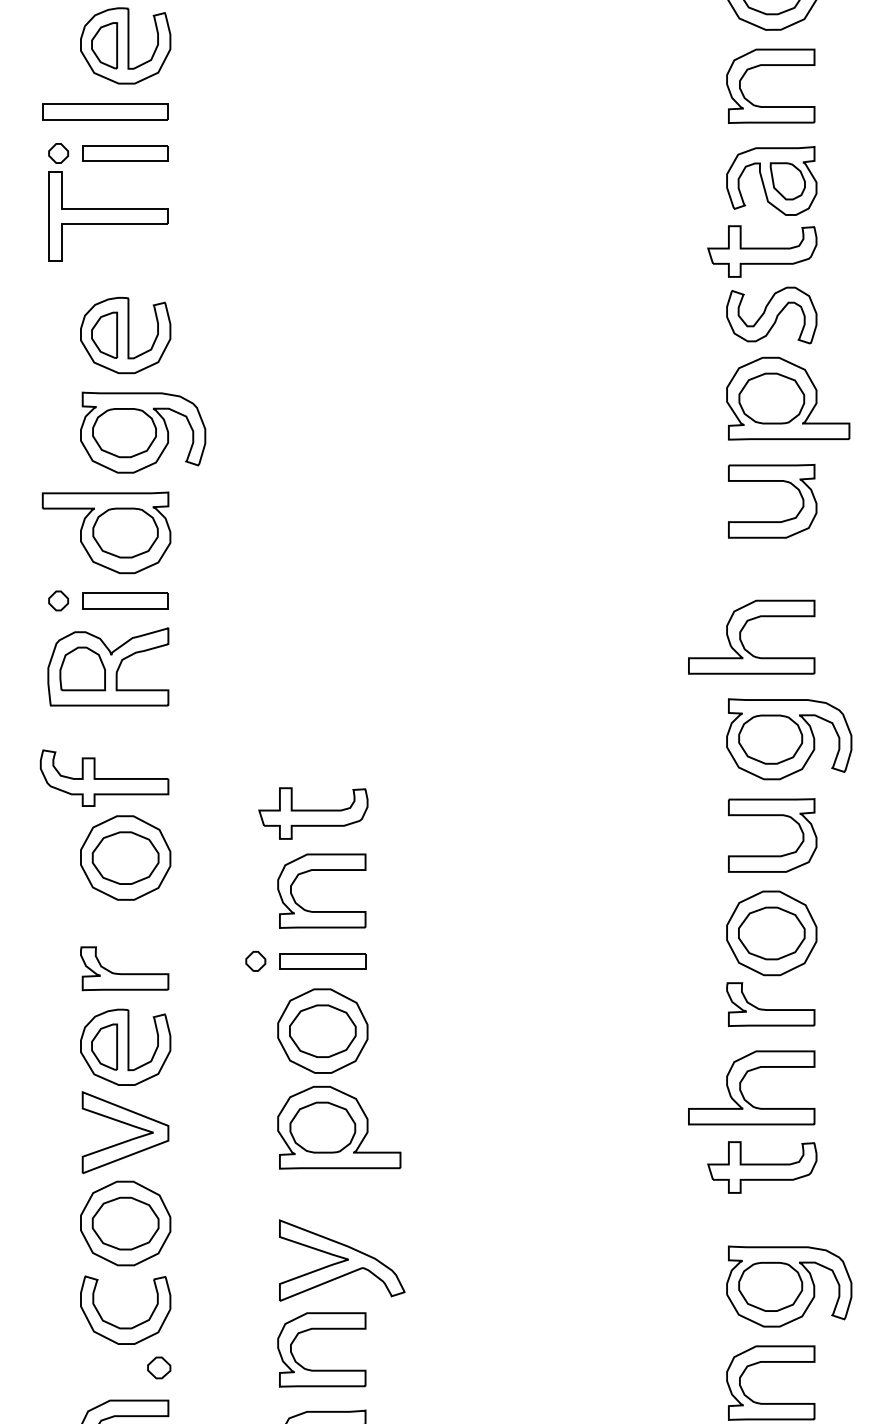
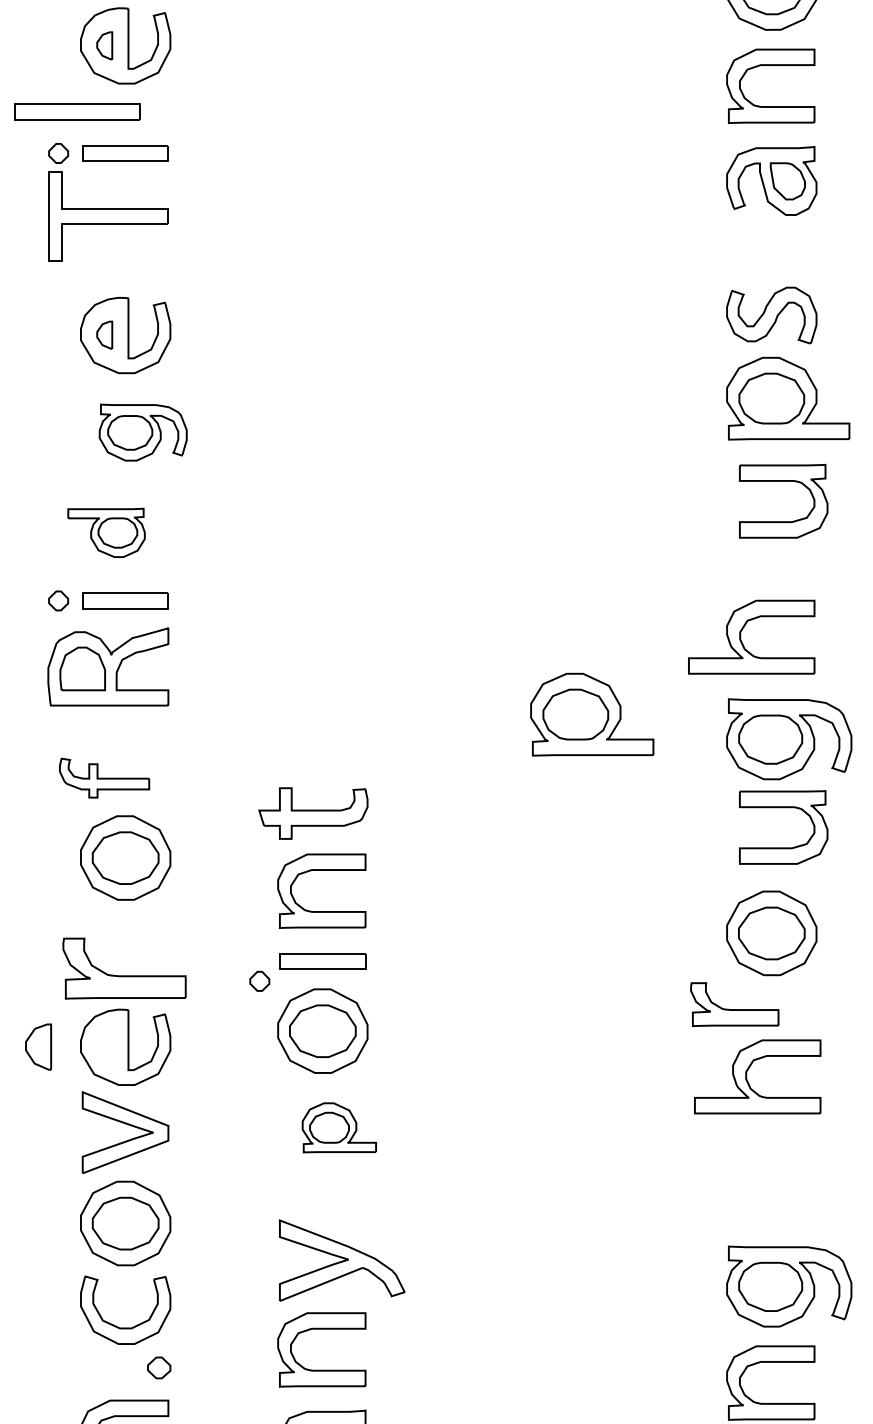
part size: 28x48 px -> 18x30 px (104, 45)
part position: (105, 111) -> (77, 111) (77, 111)
part: present -> none (762, 251)
part size: 28x48 px -> 18x30 px (104, 334)
part size: 127x83 px -> 90x59 px (142, 432)
part position: (772, 481) -> (783, 481) (783, 481)
part size: 131x84 px -> 79x51 px (106, 532)
part: none -> present (592, 714)
part size: 131x58 px -> 92x42 px (104, 777)
part position: (772, 816) -> (783, 808) (783, 808)
part position: (255, 960) -> (259, 980) (259, 980)
part size: 90x46 px -> 125x63 px (124, 968)
part position: (770, 1004) -> (734, 1004) (734, 1004)
part position: (104, 1046) -> (38, 1046) (38, 1046)
part position: (741, 1087) -> (747, 1076) (747, 1076)
part size: 125x84 px -> 76x52 px (338, 1127)
part: present -> none (762, 1167)
